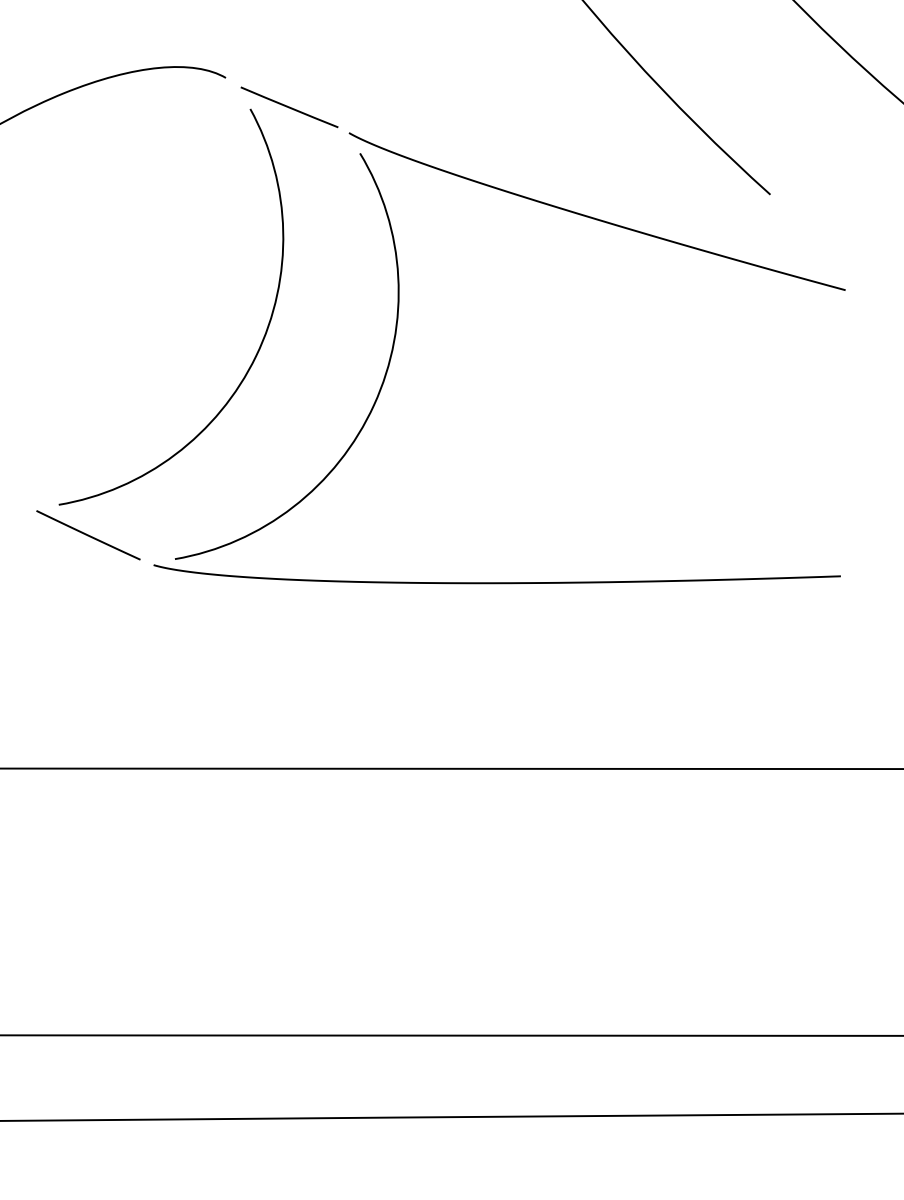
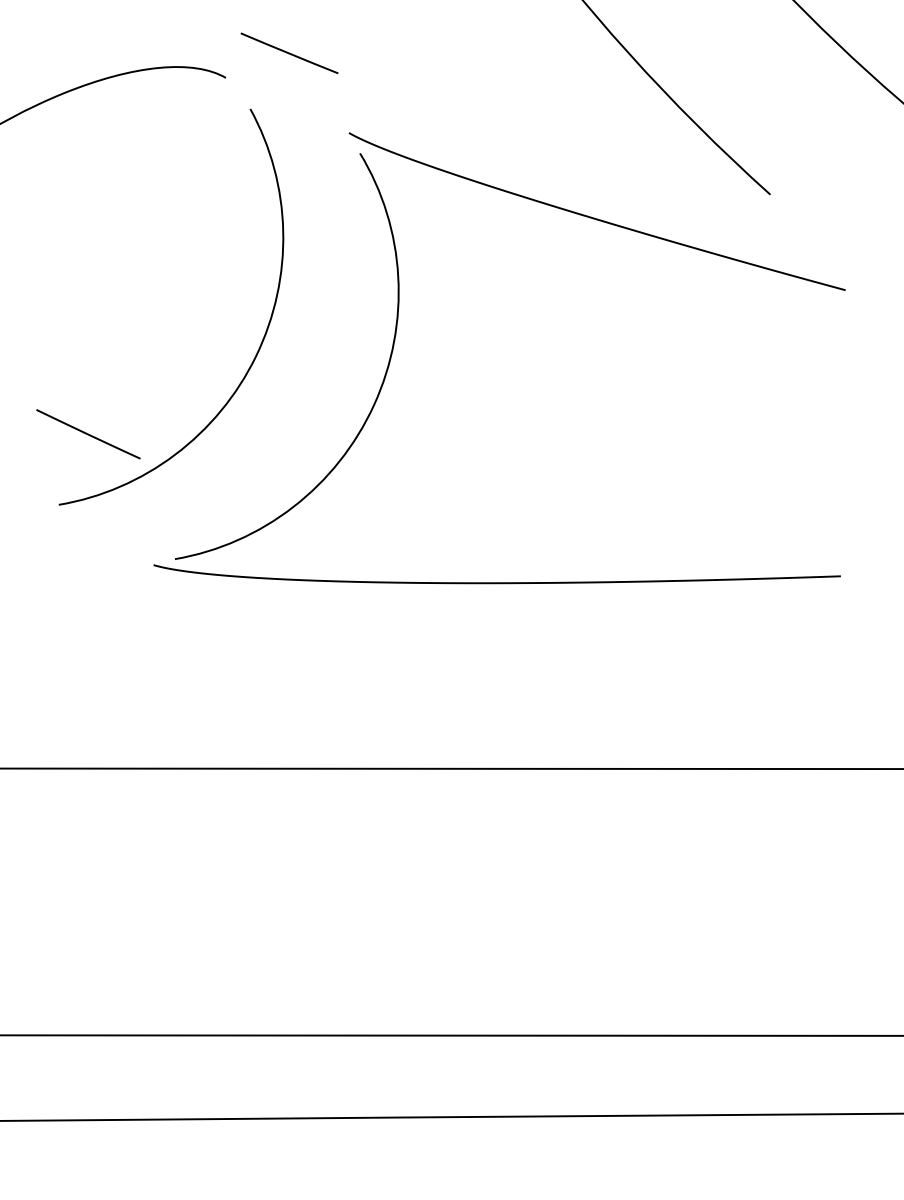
line position: (289, 107) -> (289, 53) (289, 53)
line position: (88, 535) -> (88, 434) (88, 434)
